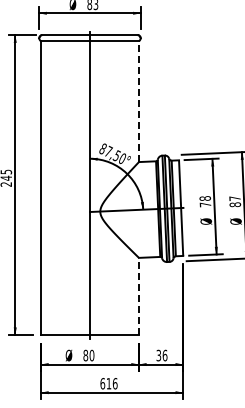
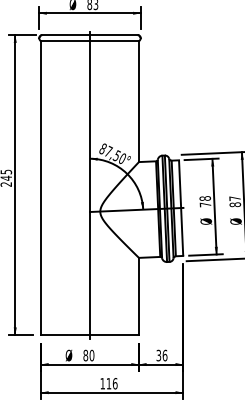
line: dashed -> solid (138, 101)
line: dashed -> solid (138, 296)
text: 616 -> 116 (102, 383)
